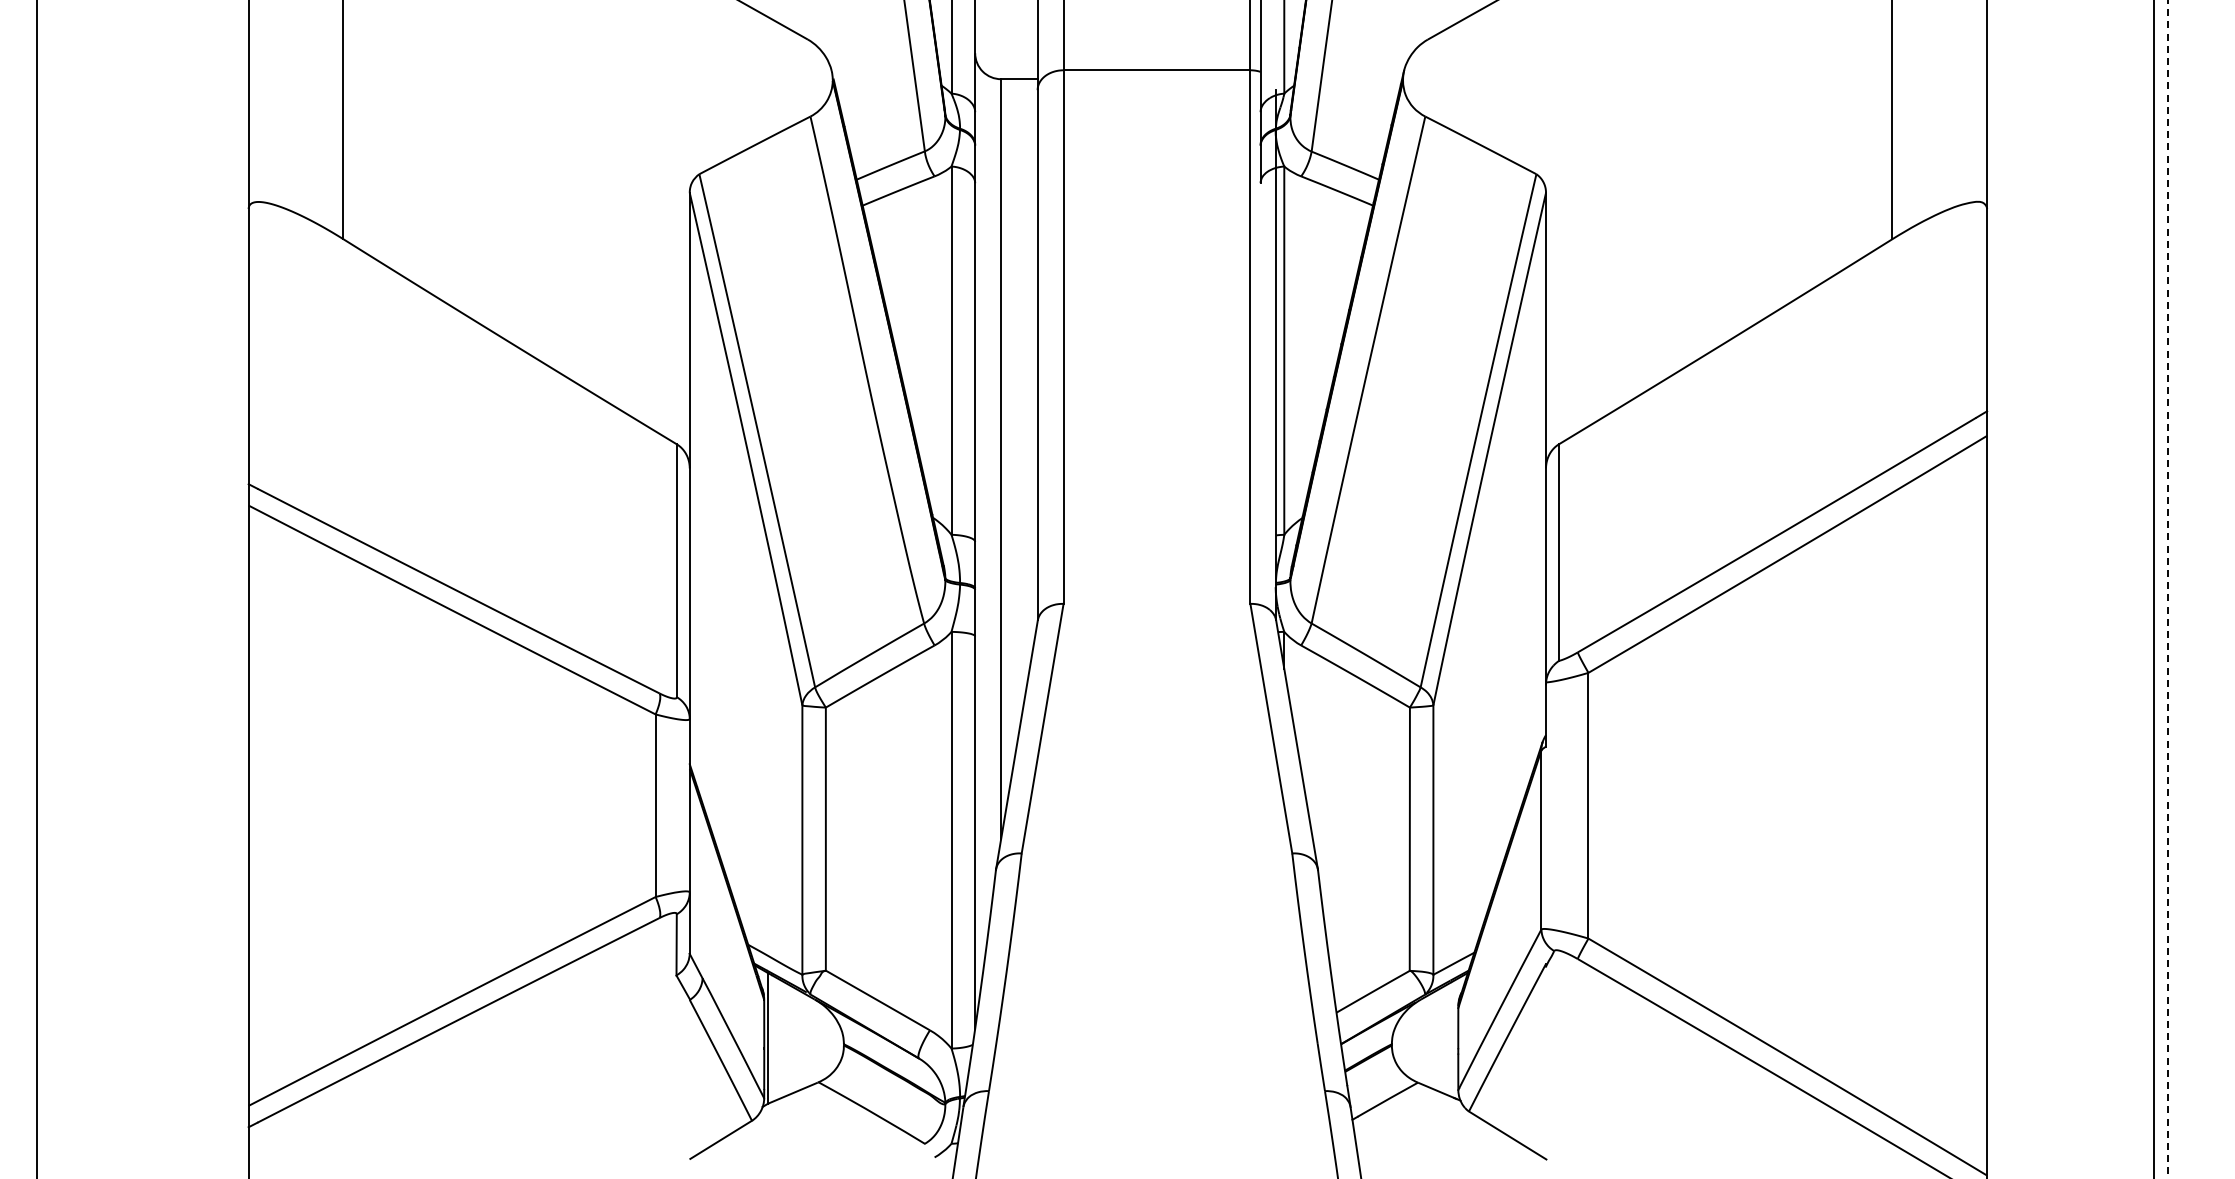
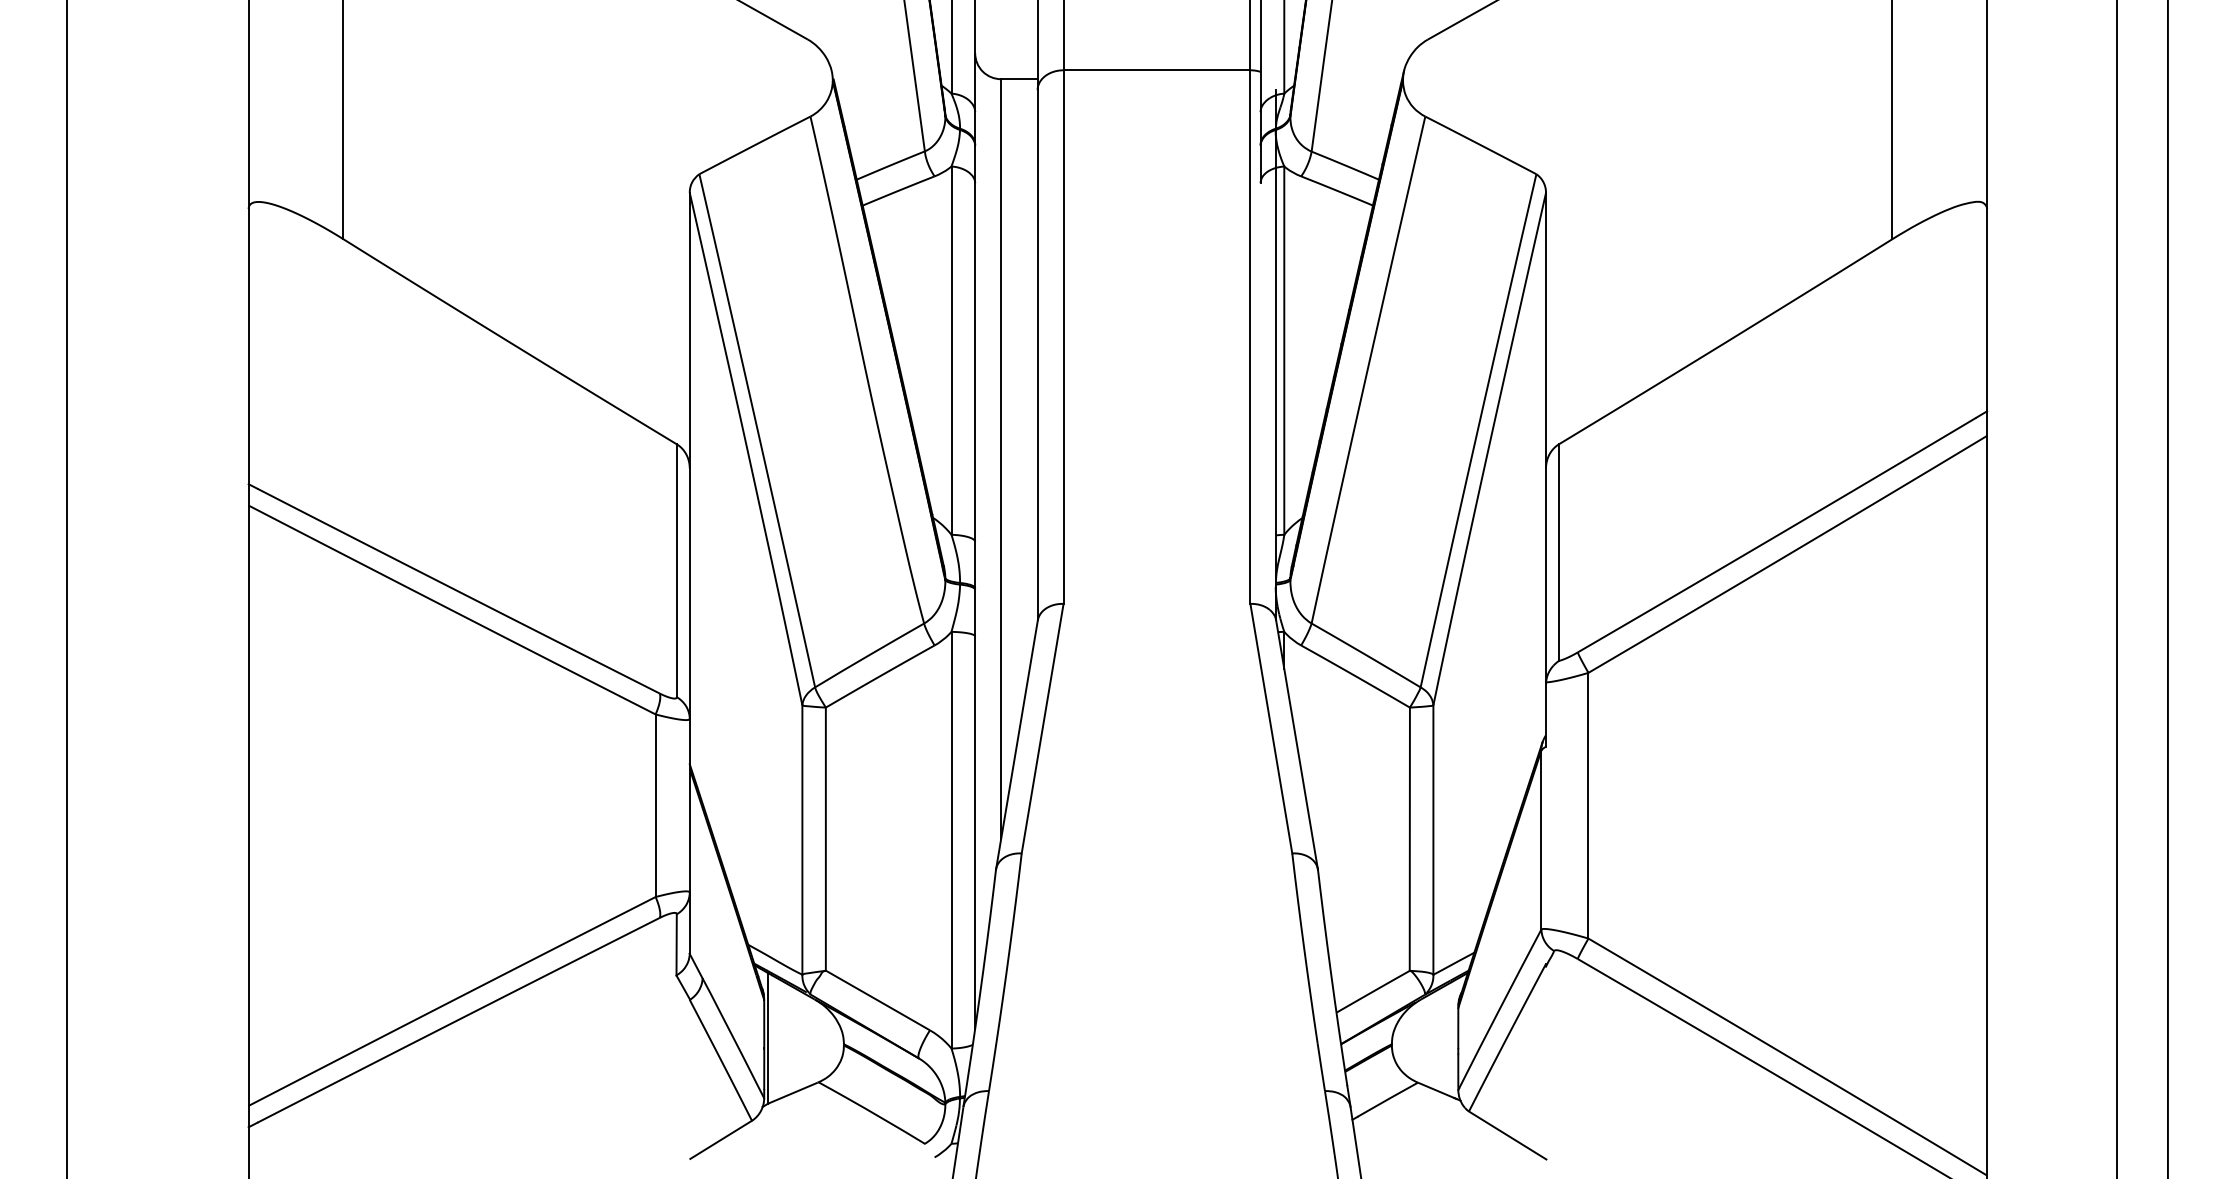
line position: (37, 588) -> (67, 588) (67, 588)
line position: (2154, 588) -> (2117, 588) (2117, 588)
line: dashed -> solid (2167, 589)
